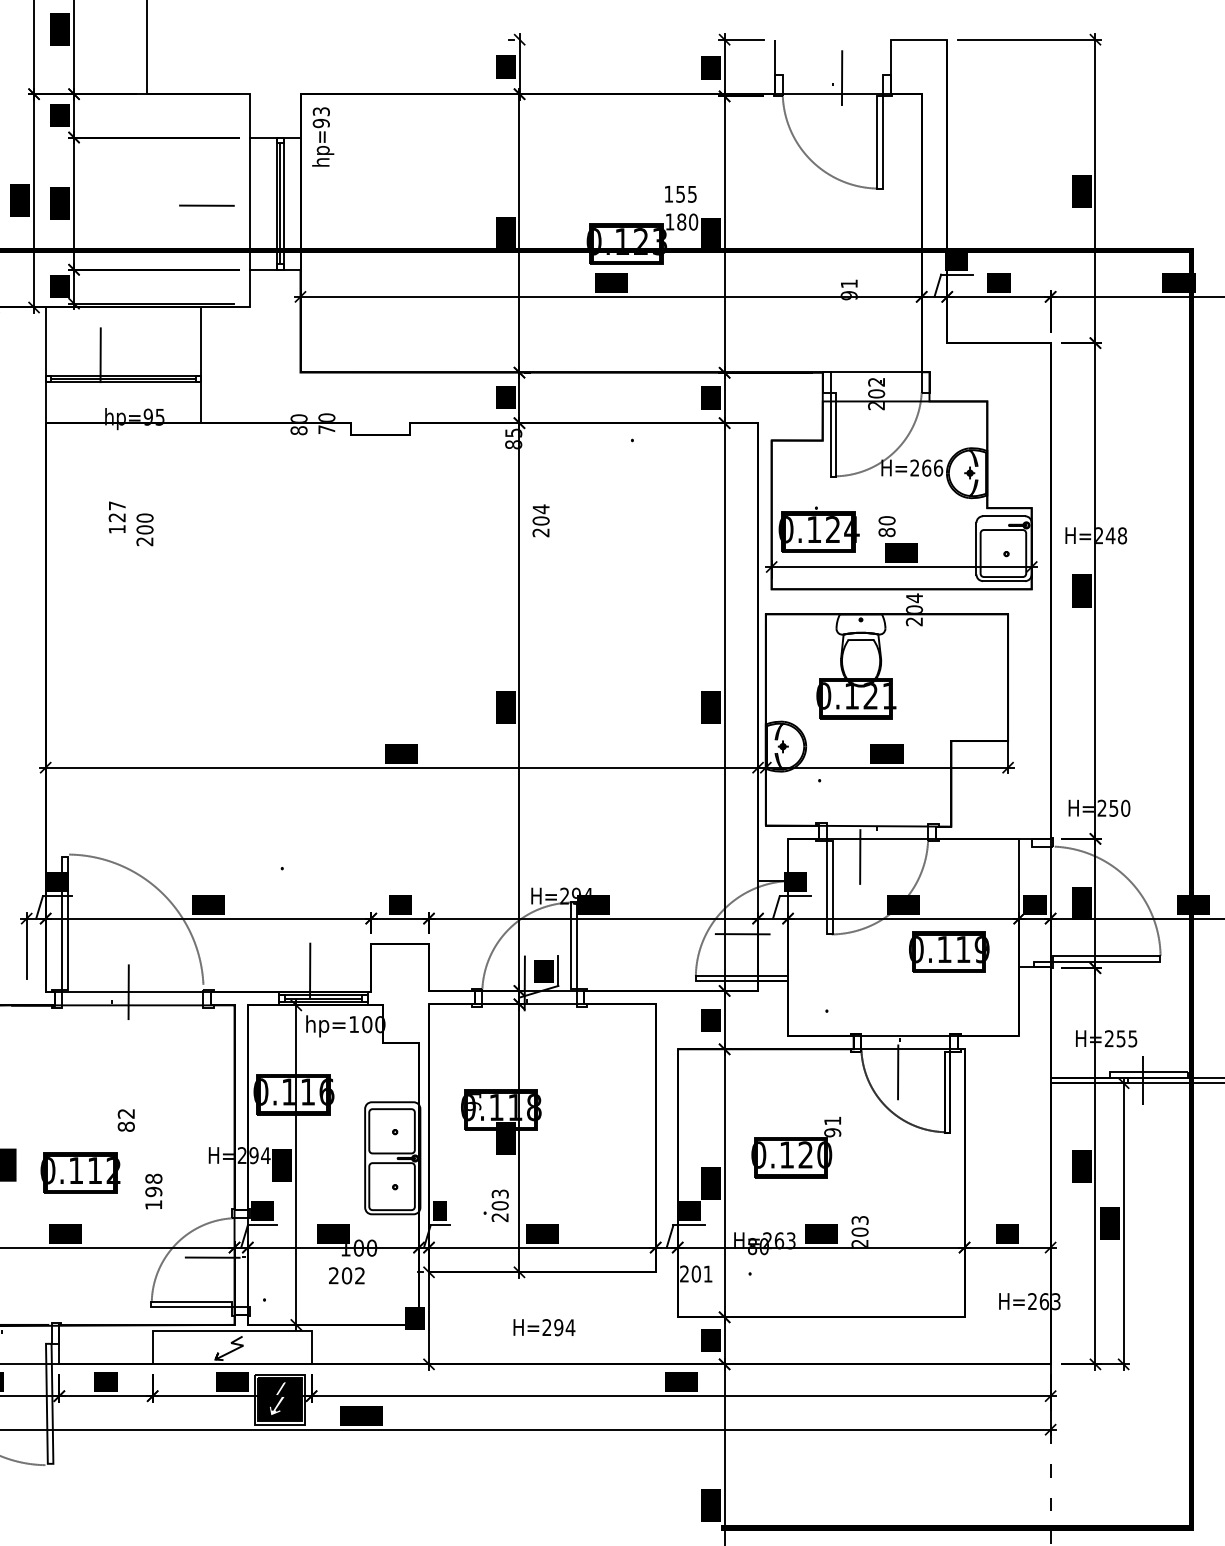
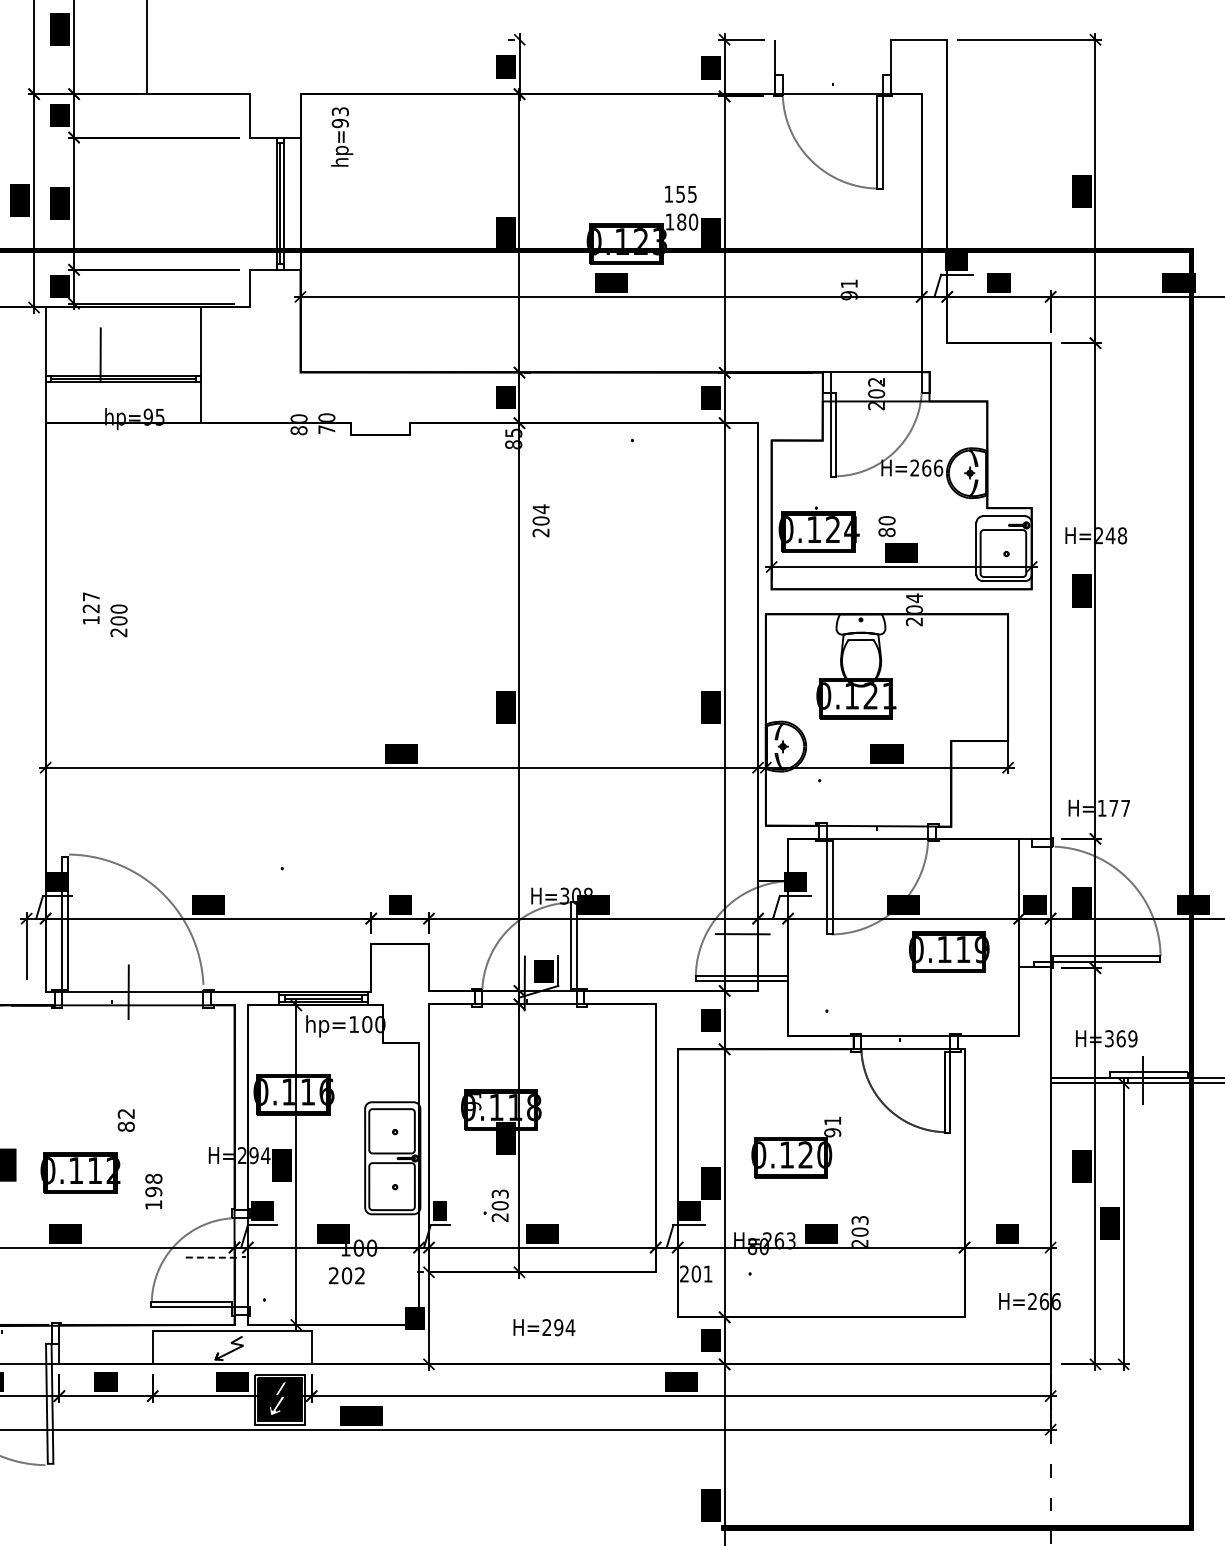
line: present -> none (841, 78)
text position: (323, 136) -> (342, 136) (342, 136)
line: present -> none (250, 203)
line: present -> none (206, 205)
text position: (130, 523) -> (104, 614) (104, 614)
text: H=250 -> H=177 (1113, 807)
line: present -> none (860, 856)
text: H=294 -> H=308 (576, 895)
line: present -> none (310, 970)
text: H=255 -> H=369 (1121, 1038)
line: present -> none (898, 1072)
line: solid -> dashed (212, 1257)
text: H=263 -> H=266 (1056, 1301)
